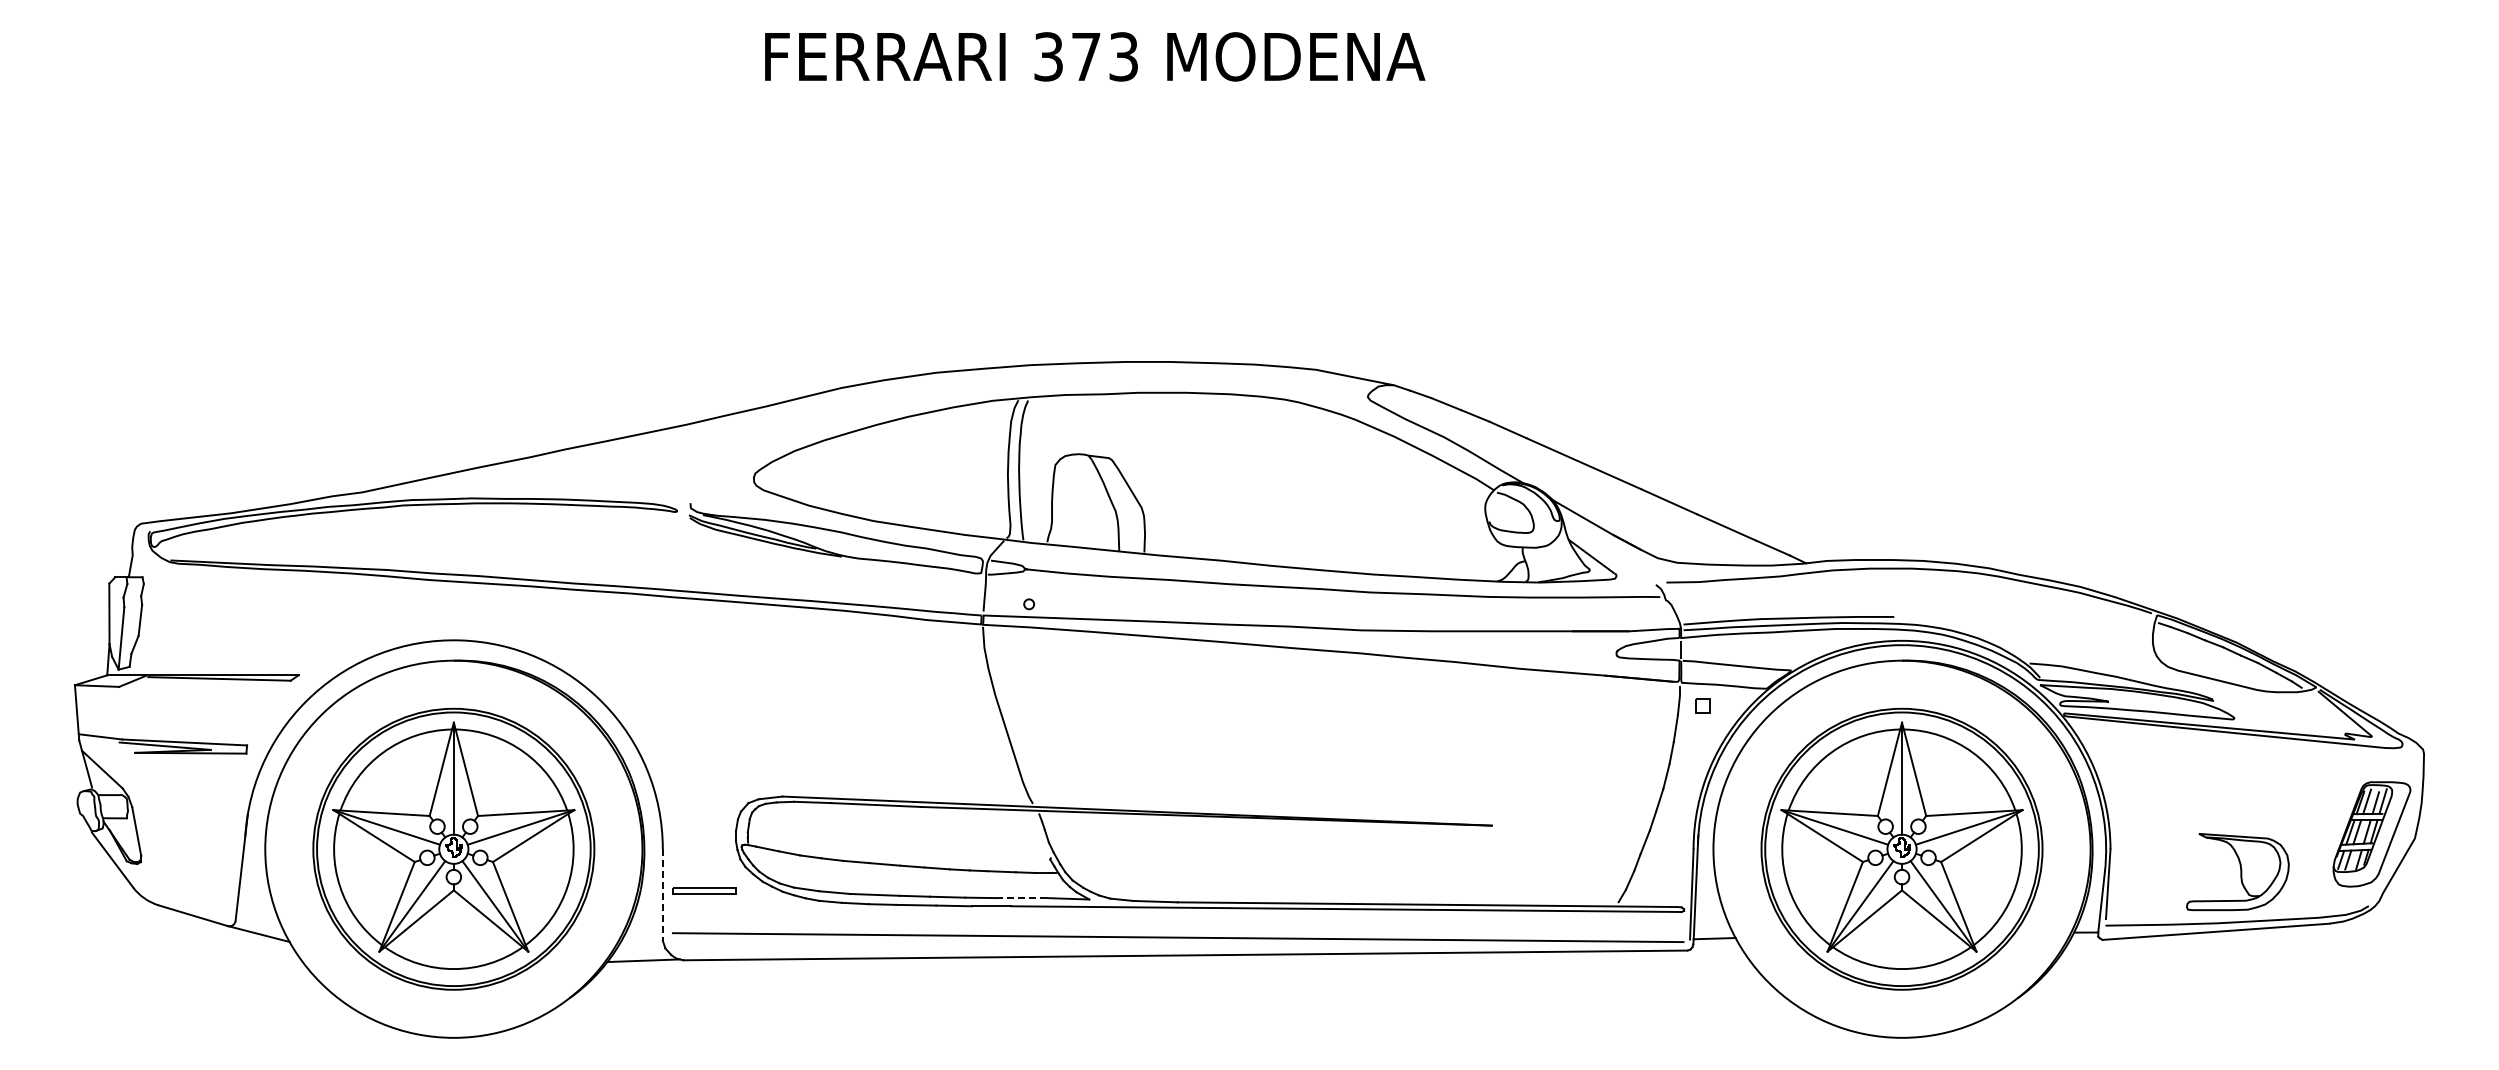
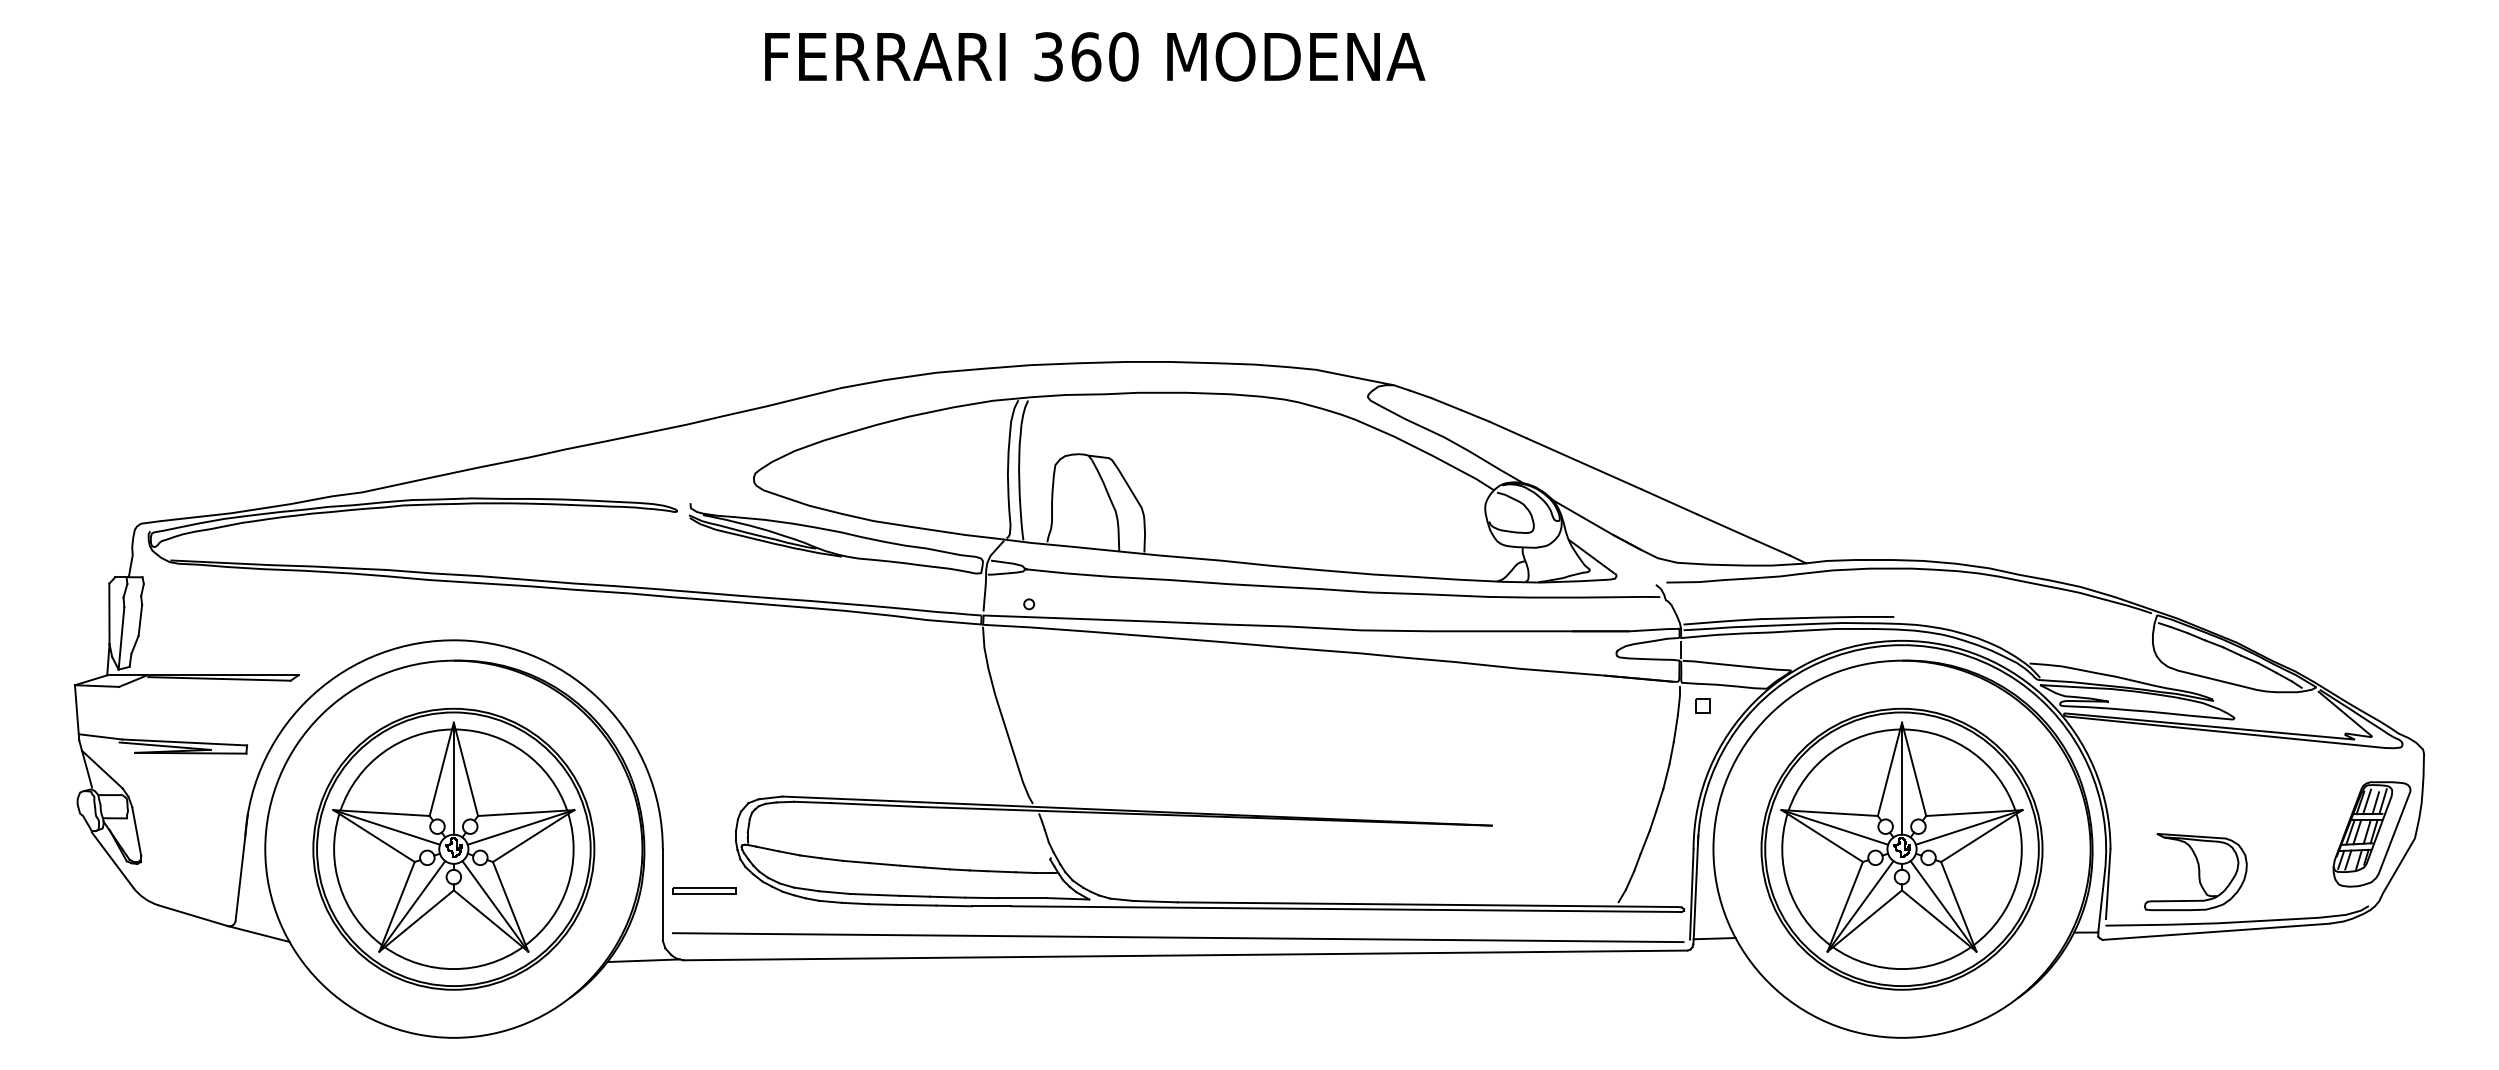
text: 373 -> 360 (1104, 56)
part position: (2237, 872) -> (2195, 872) (2195, 872)
line: dashed -> solid (662, 895)
line: dashed -> solid (1022, 898)
